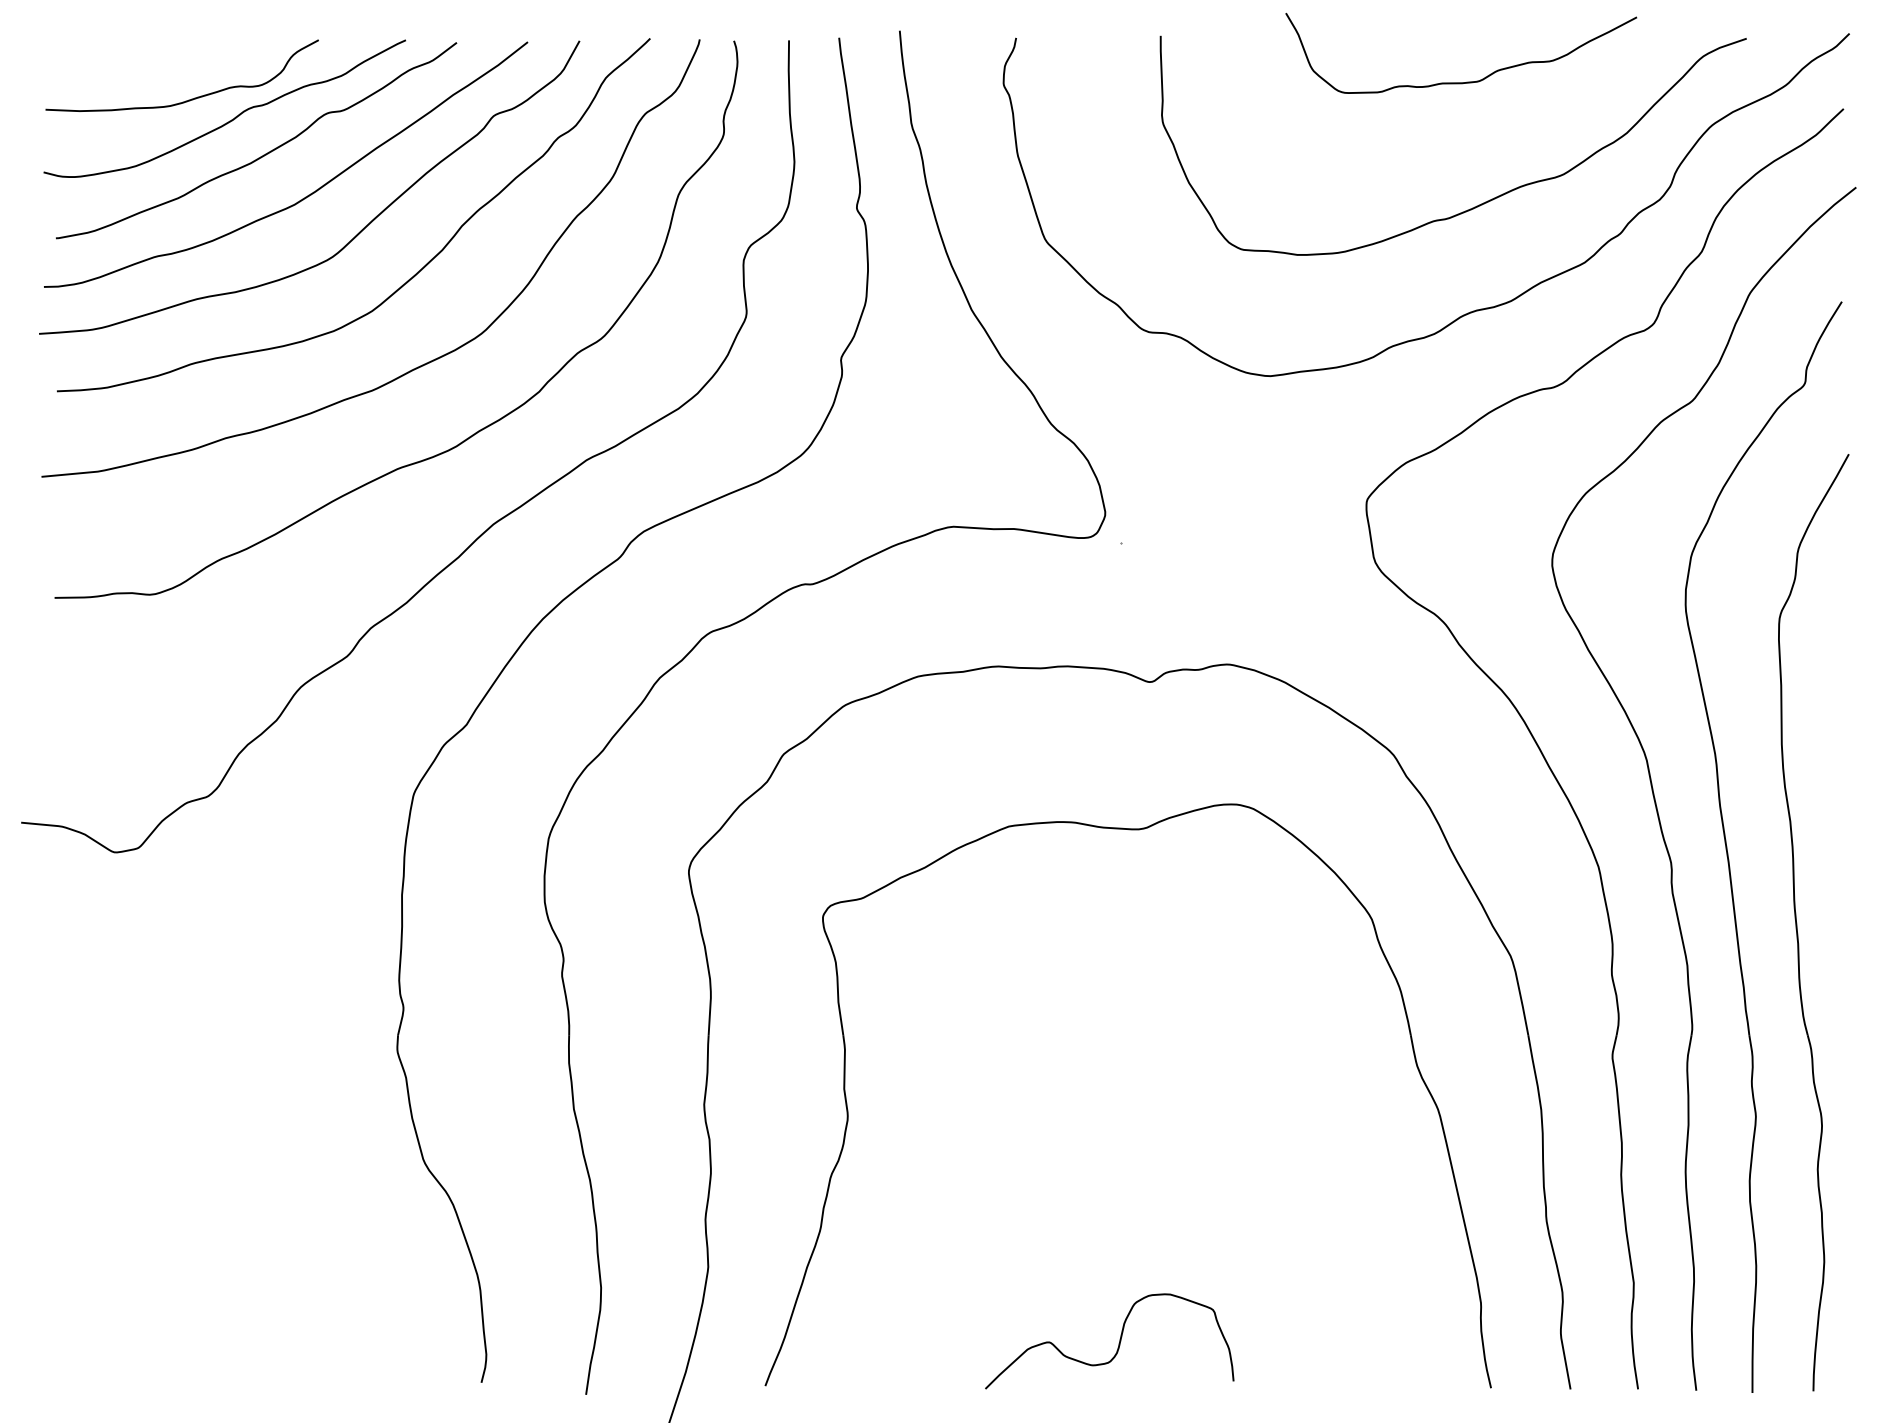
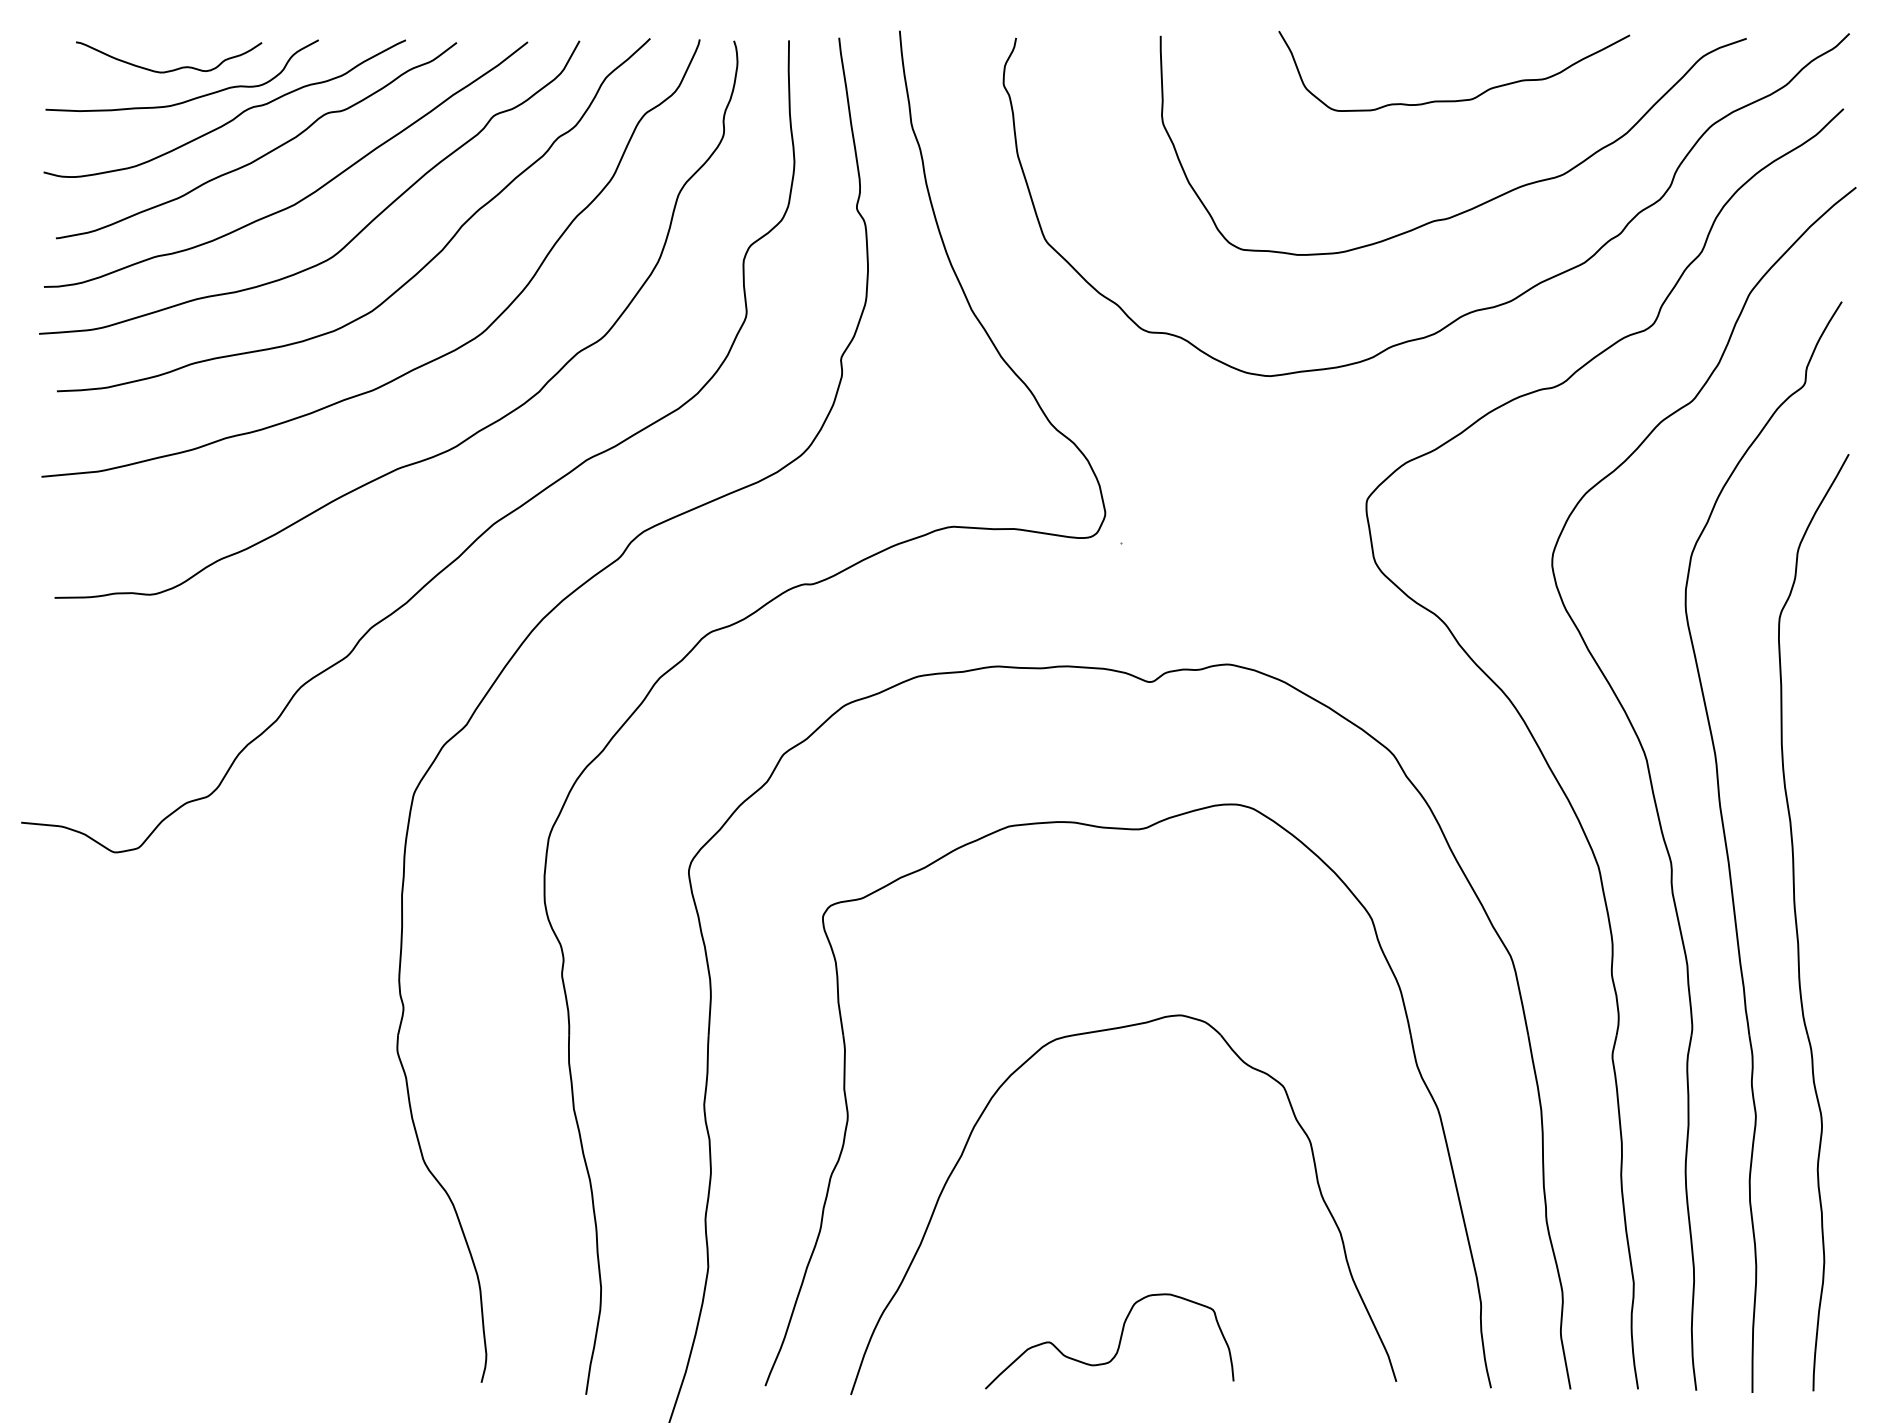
curve: none -> present (172, 69)
curve position: (1466, 81) -> (1459, 99) (1459, 99)
part: none -> present (979, 1120)
